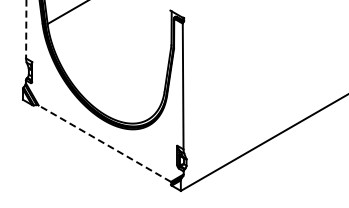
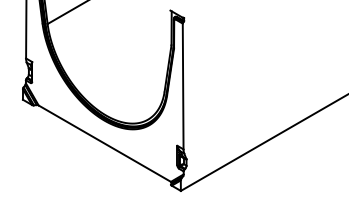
line: dashed -> solid (26, 29)
line: dashed -> solid (104, 143)
